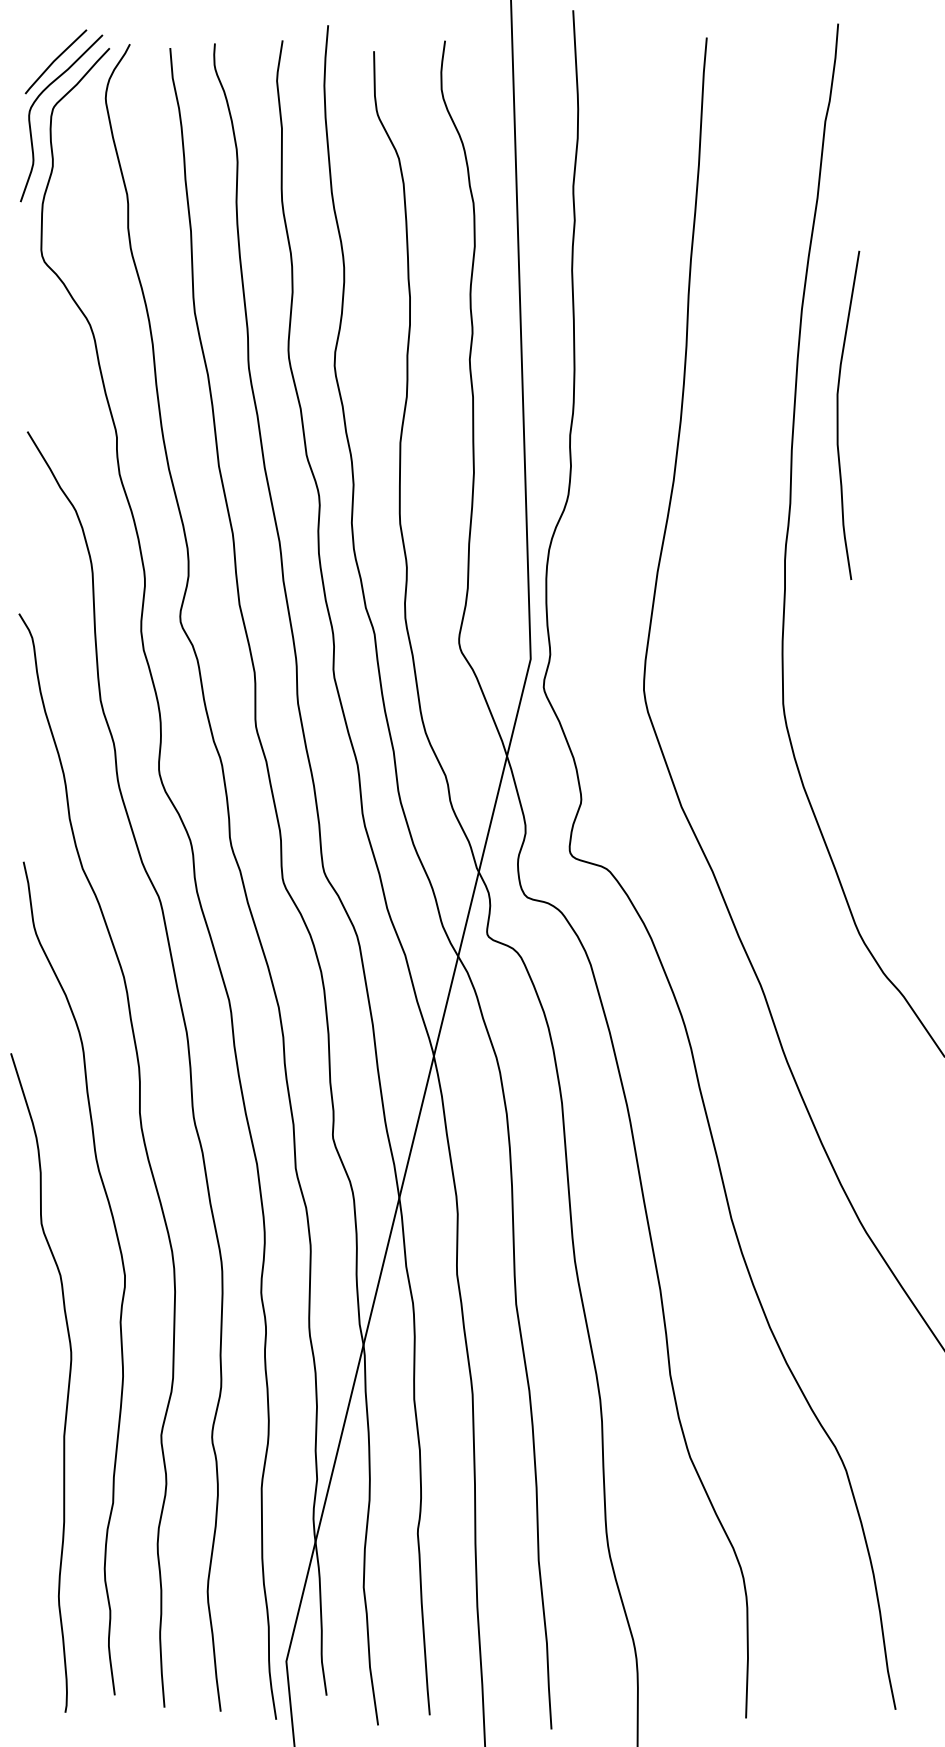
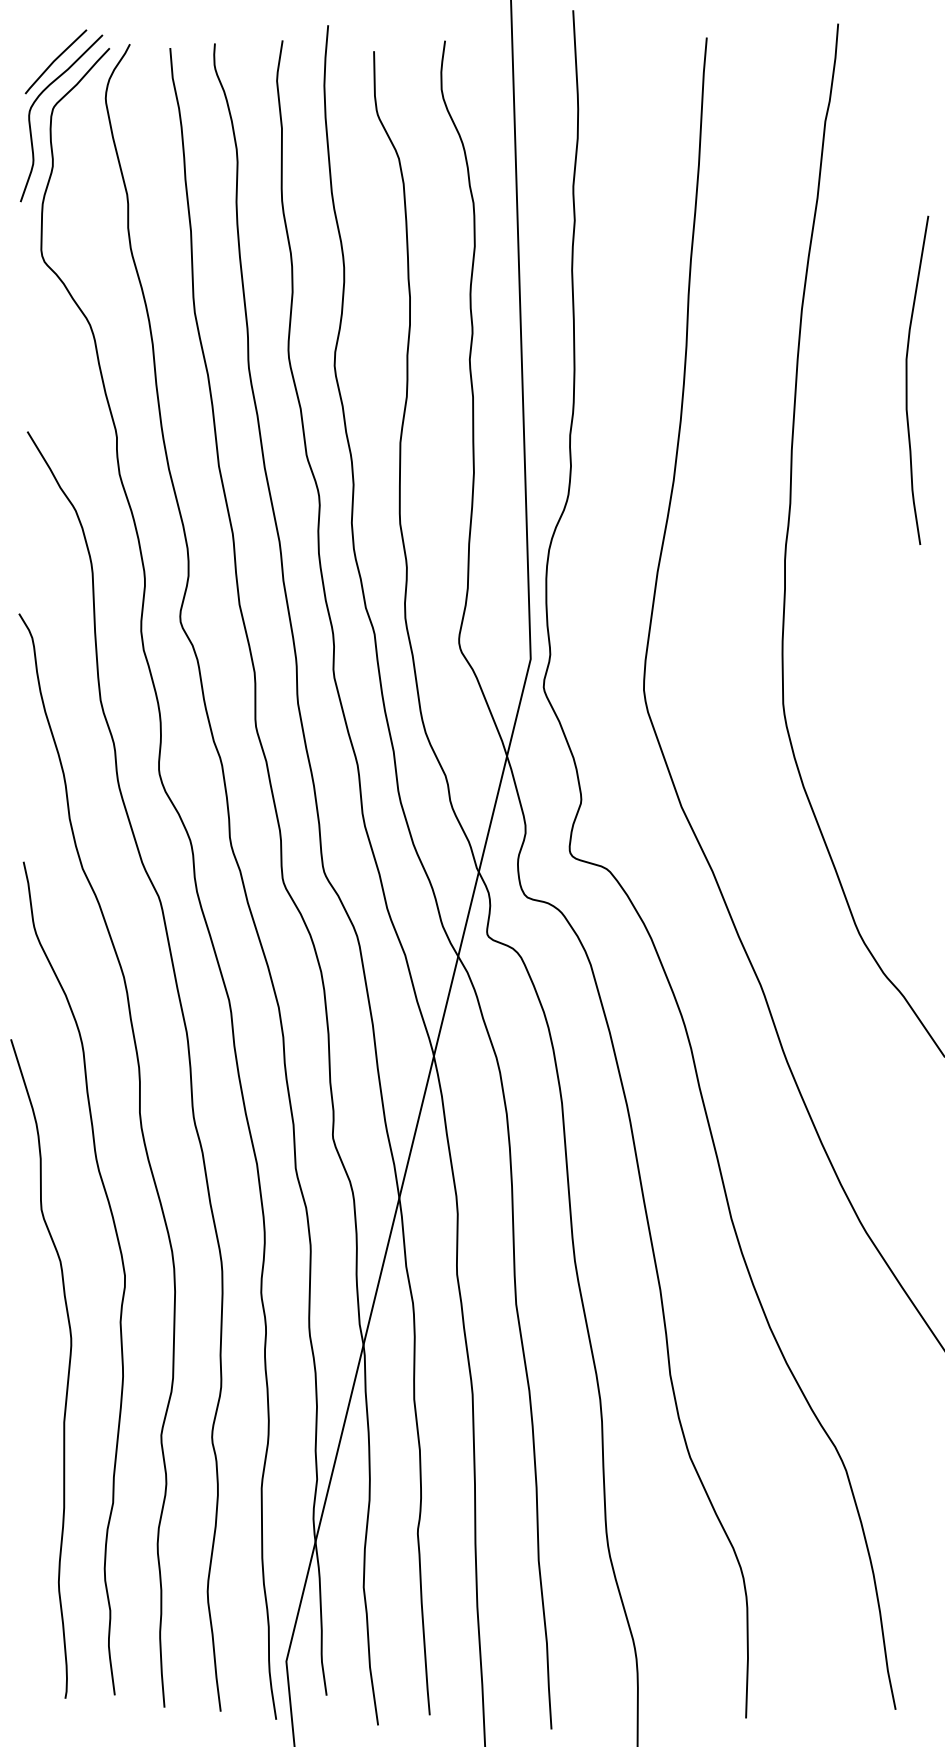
curve position: (838, 414) -> (907, 379) (907, 379)
curve position: (67, 1388) -> (67, 1374) (67, 1374)
